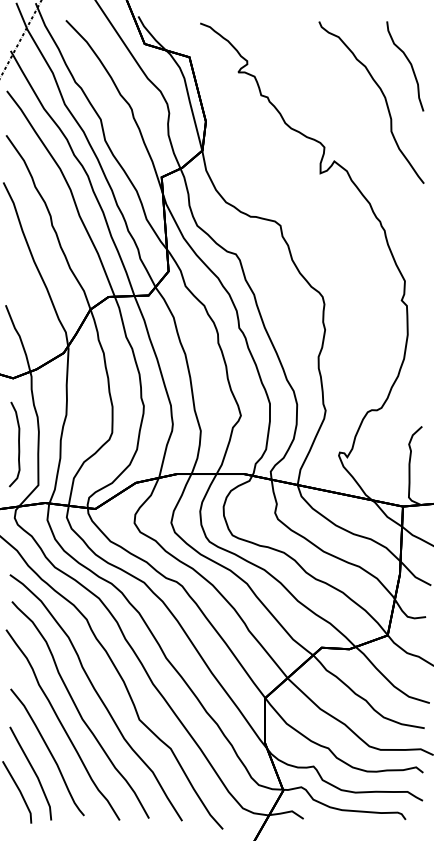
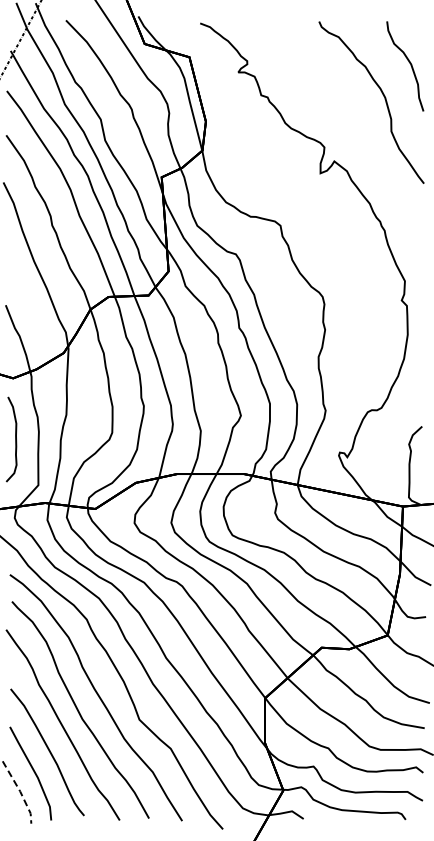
curve position: (18, 444) -> (15, 439) (15, 439)
line: solid -> dashed (20, 792)
